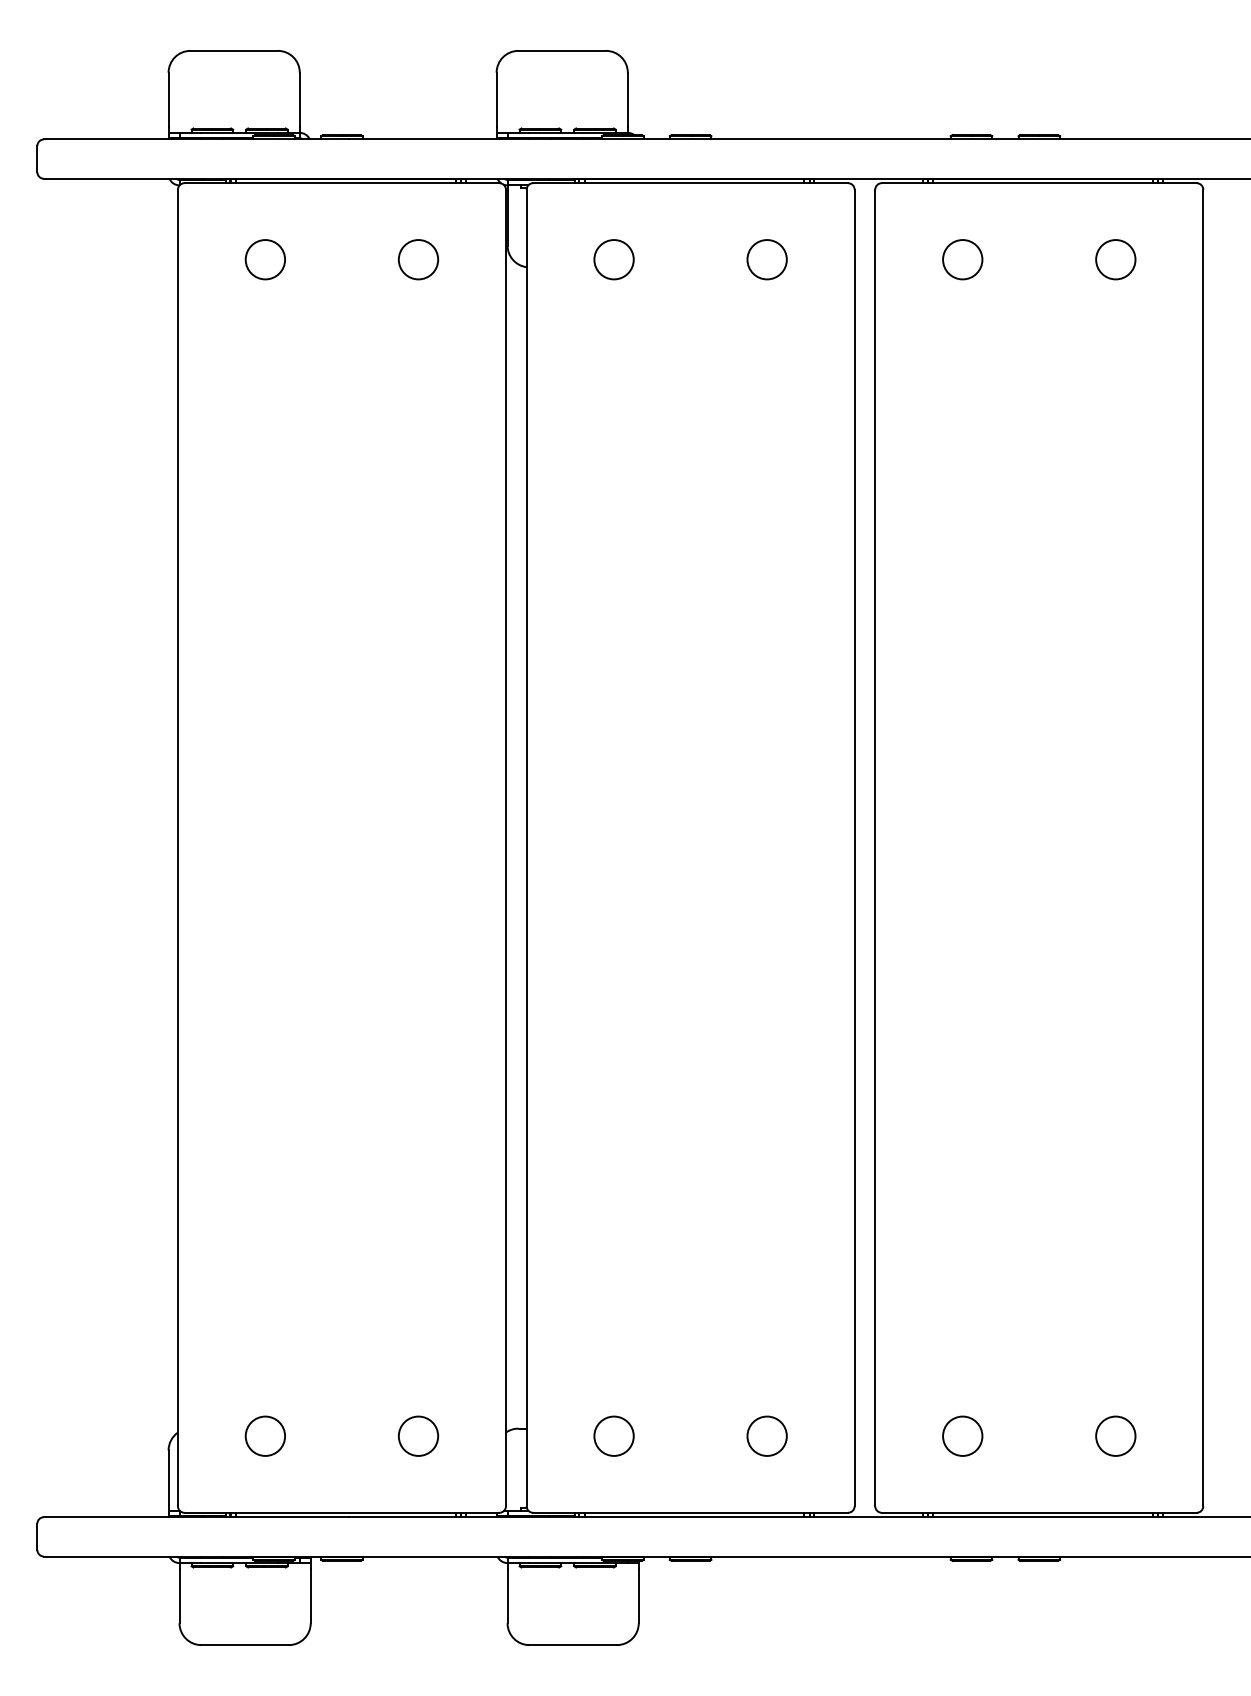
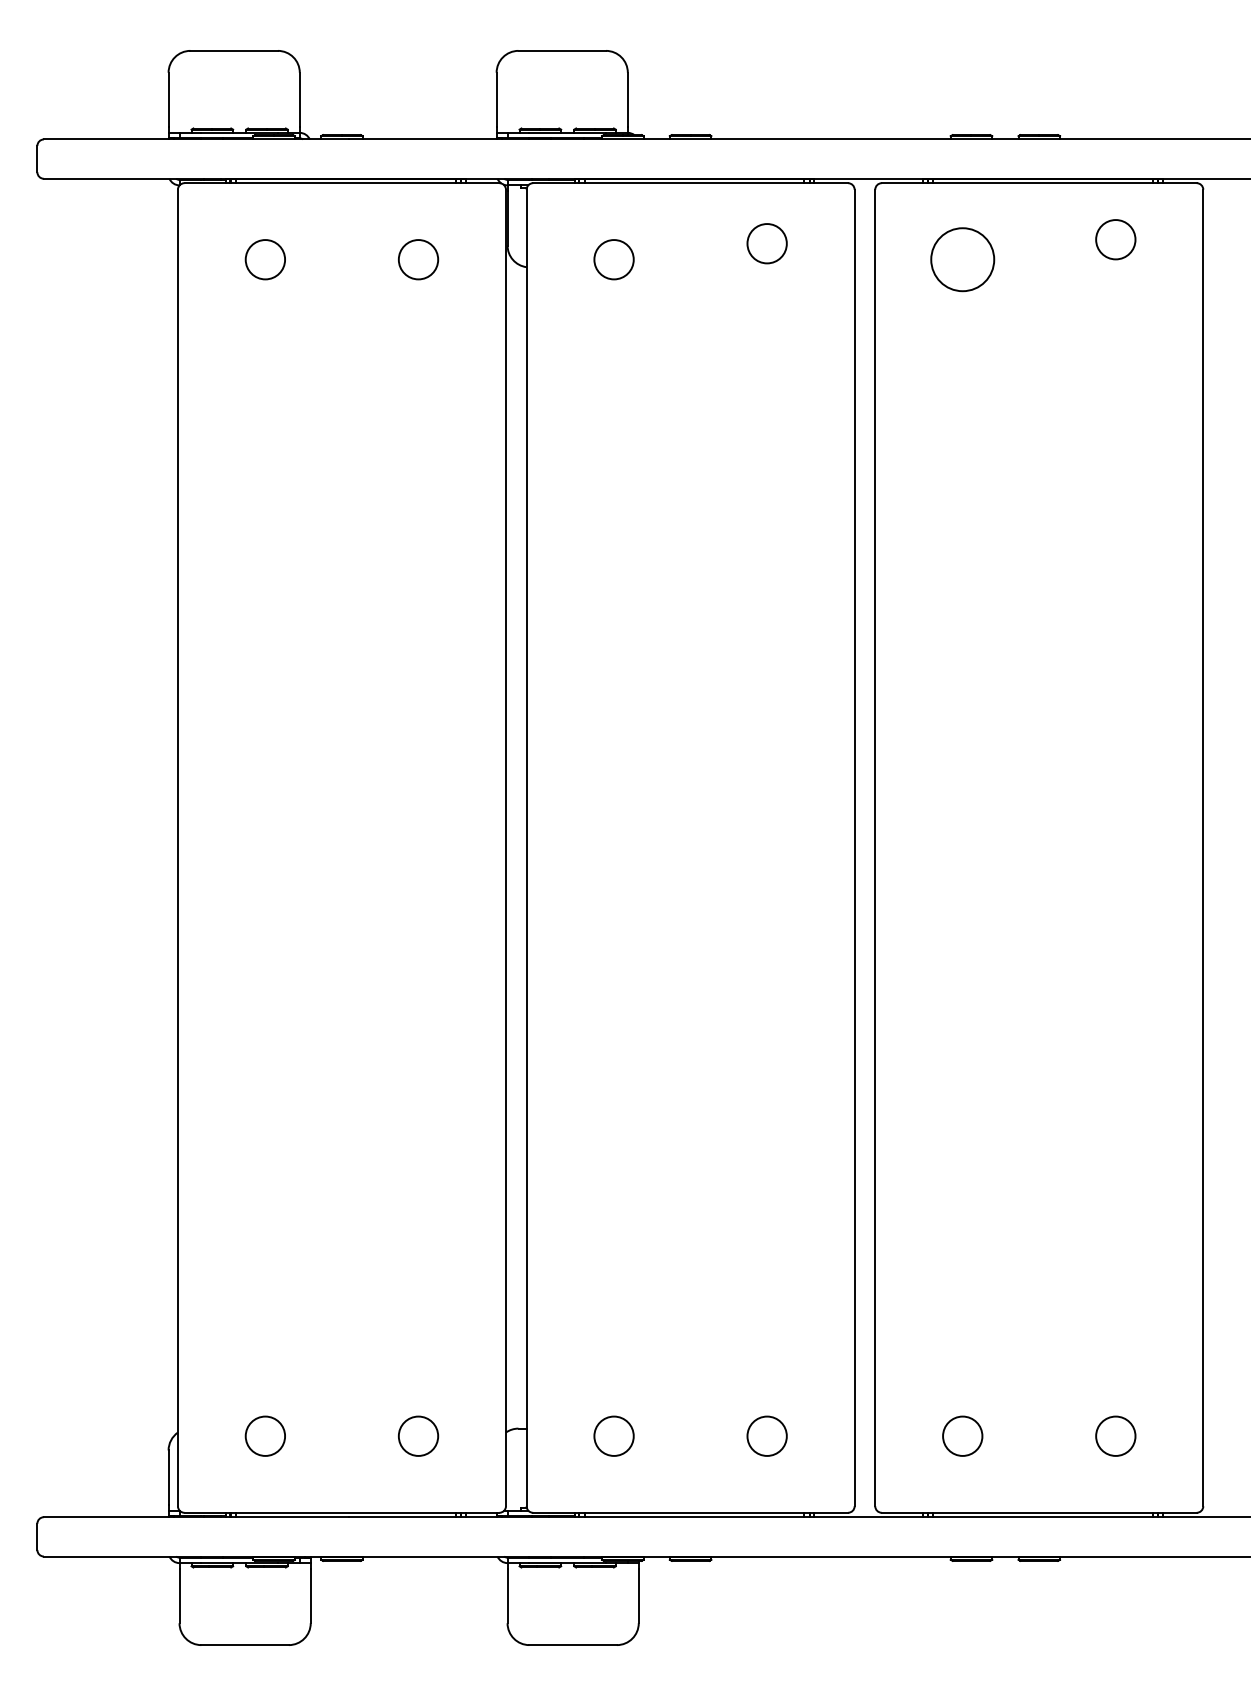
circle position: (766, 259) -> (766, 243) (766, 243)
circle diameter: 39 px -> 63 px (962, 259)
circle position: (1115, 259) -> (1115, 239) (1115, 239)
